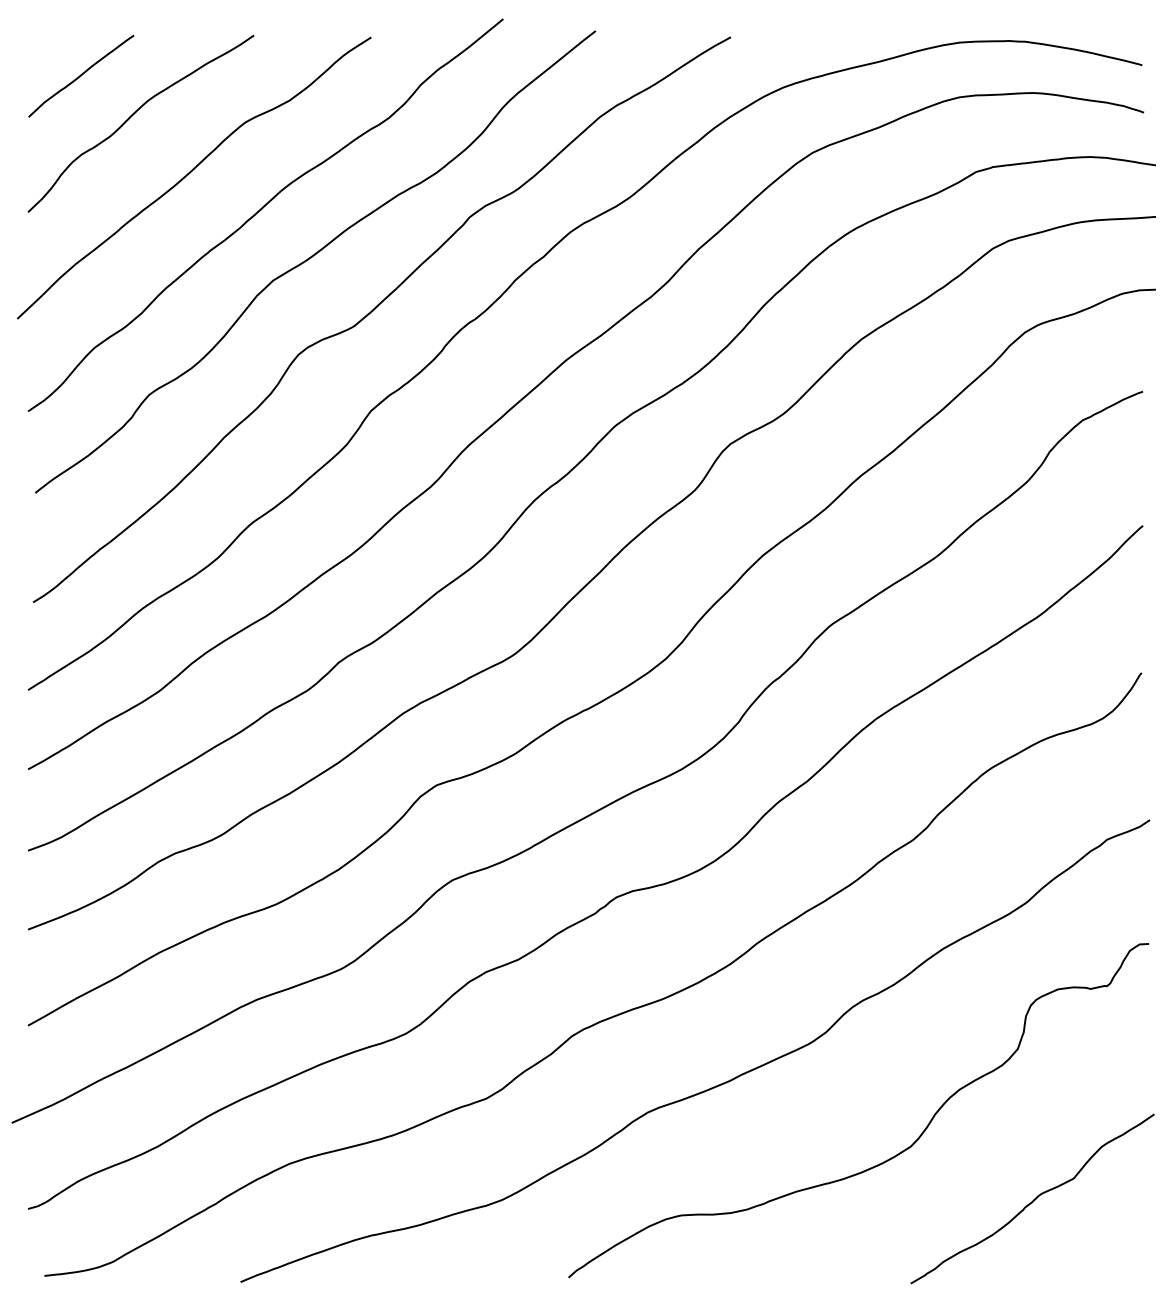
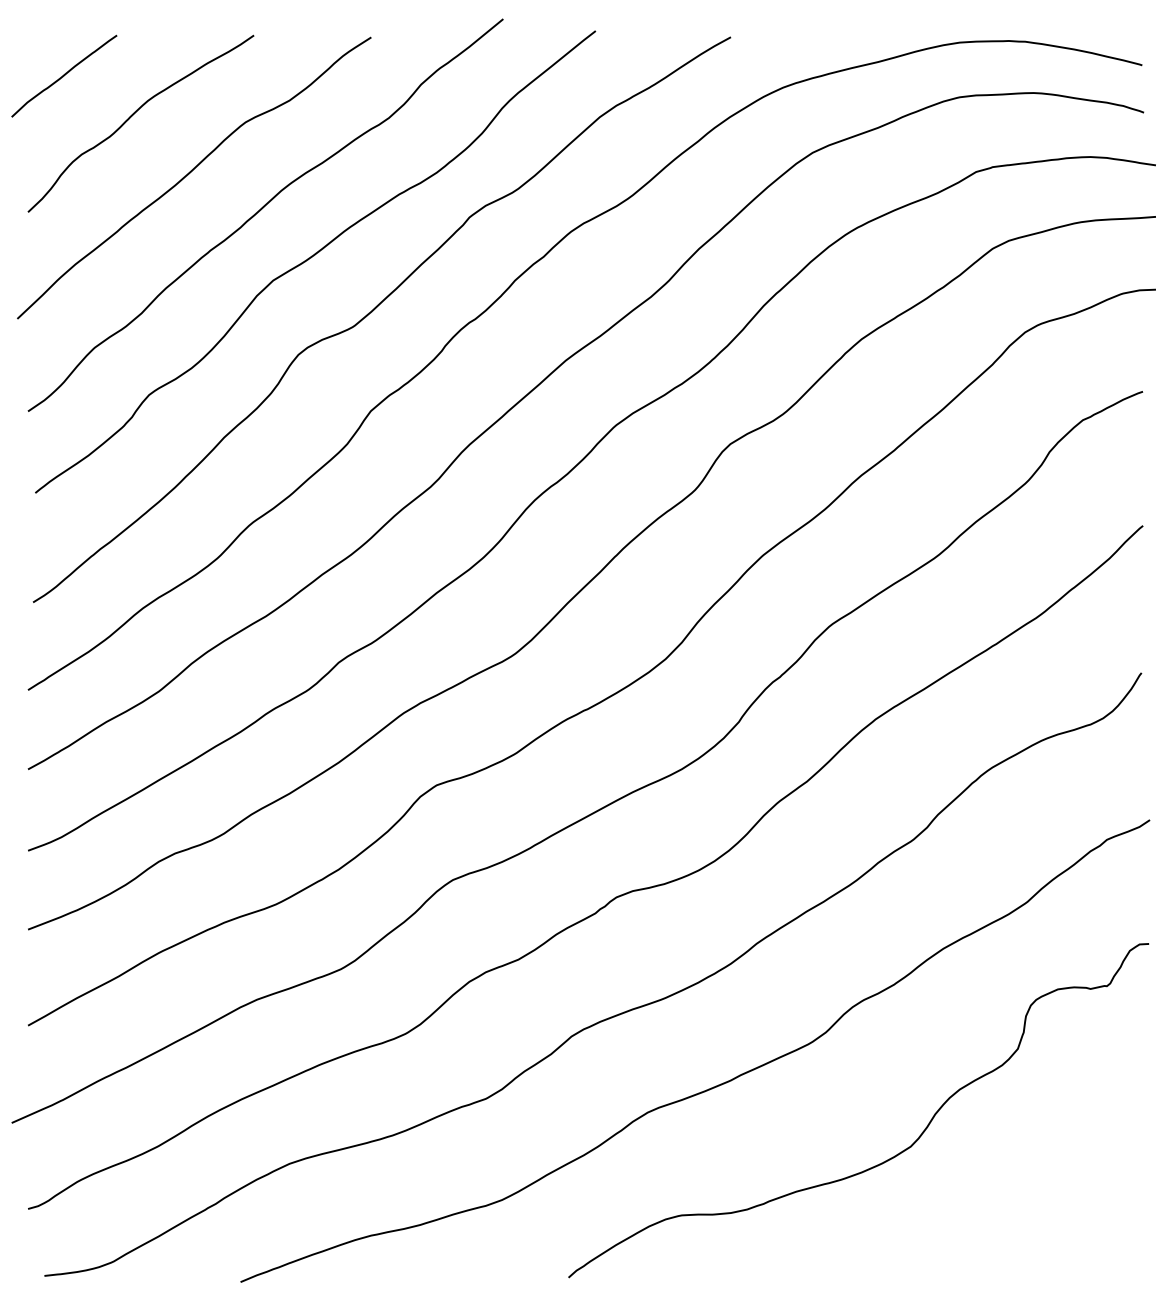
curve position: (81, 75) -> (64, 75) (64, 75)
curve: present -> none (1033, 1199)
